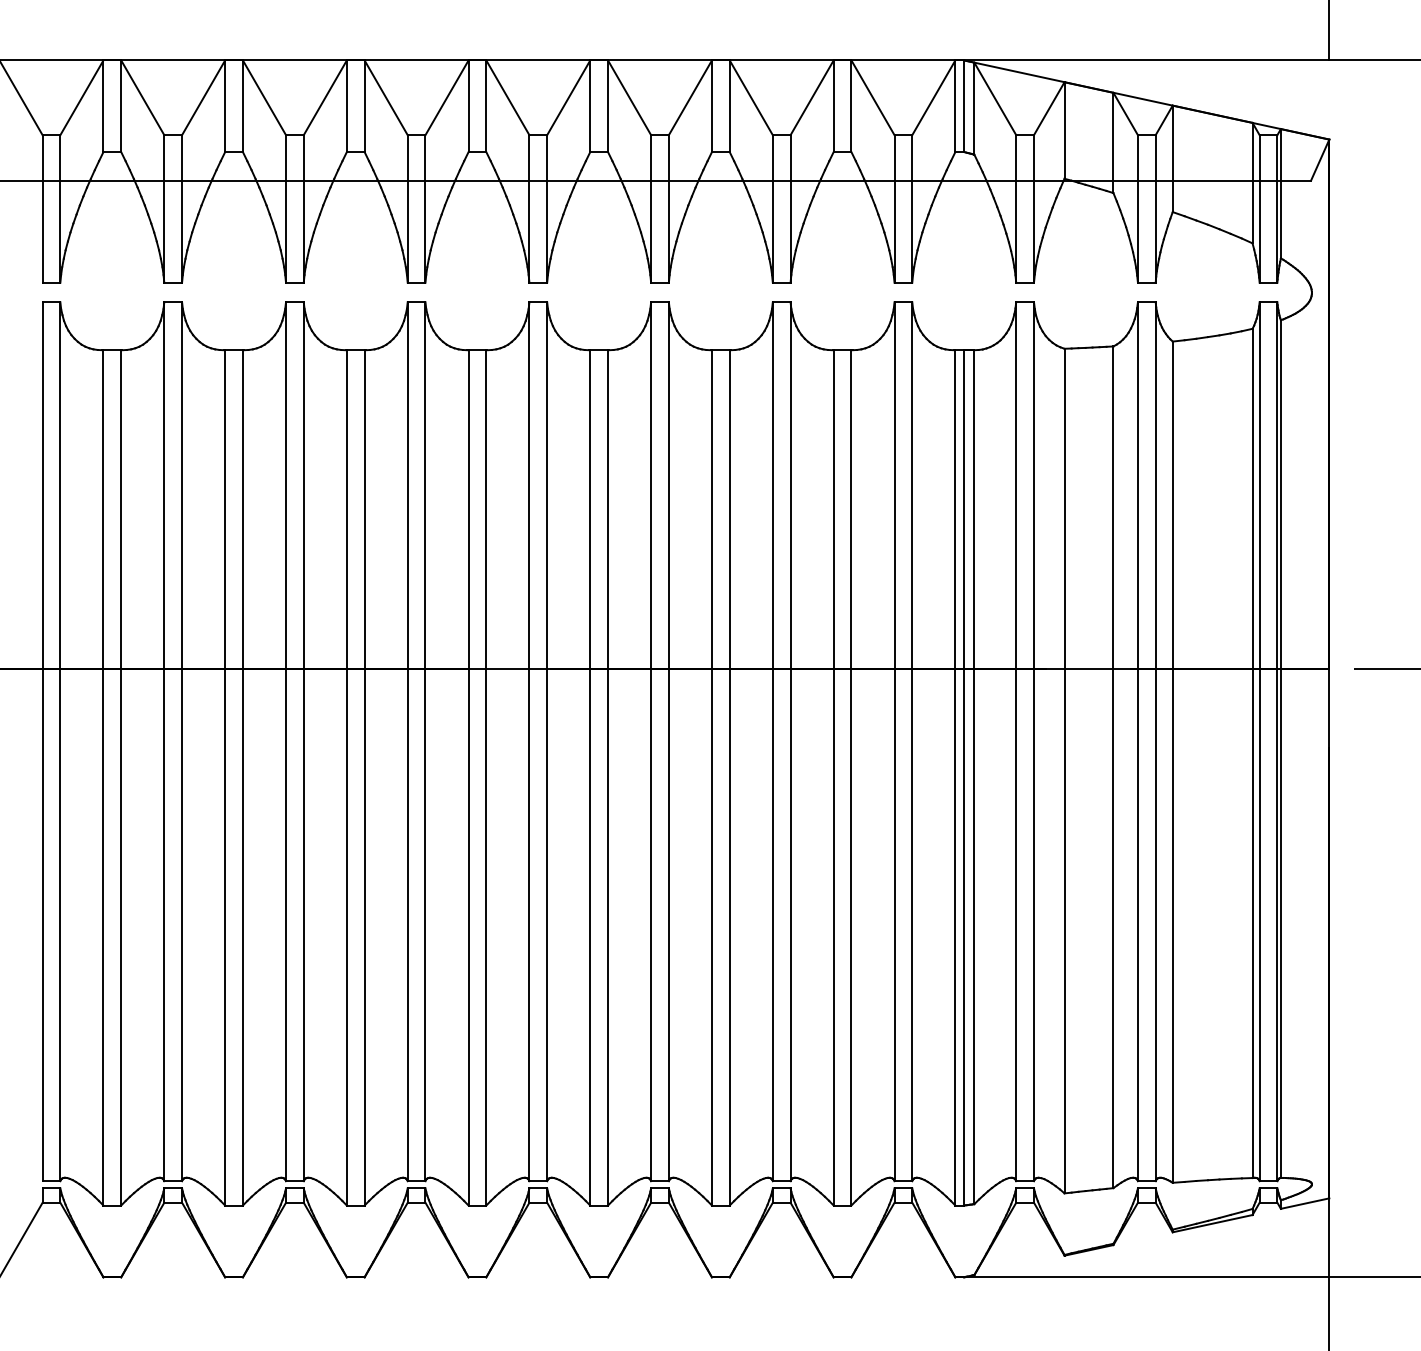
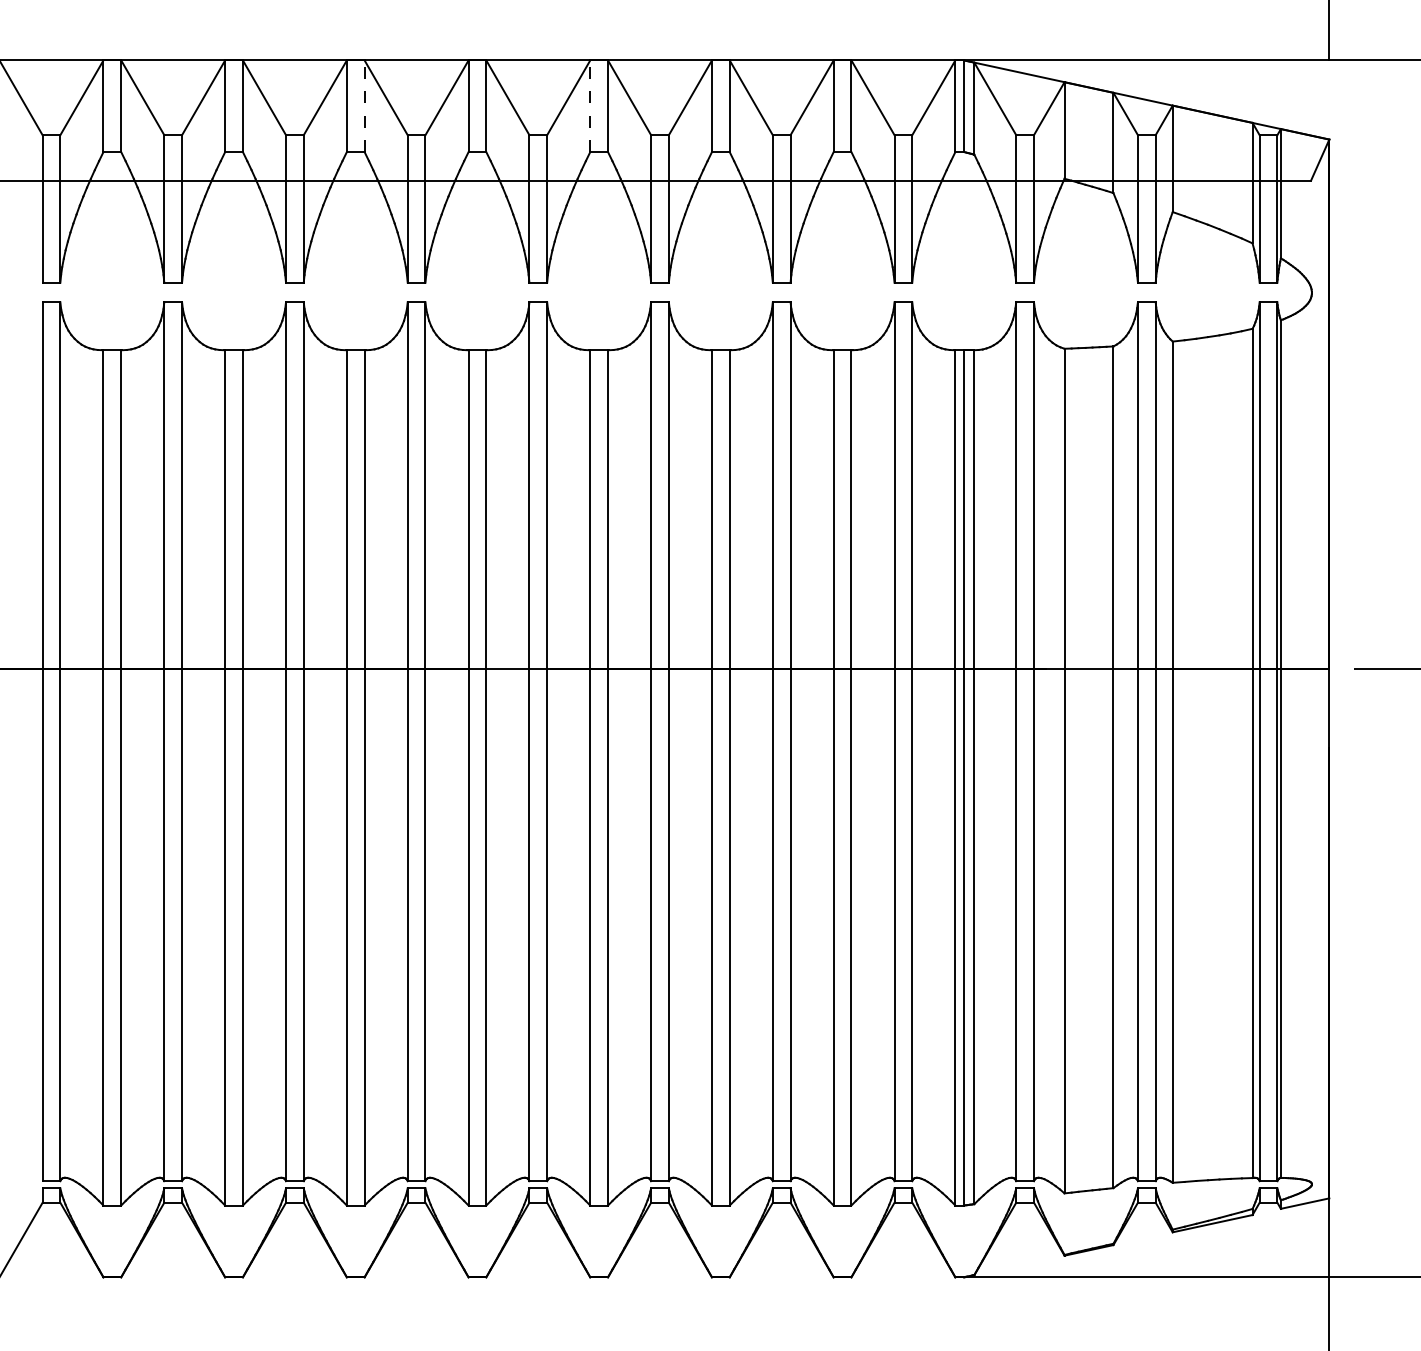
line: solid -> dashed (364, 106)
line: solid -> dashed (590, 106)
